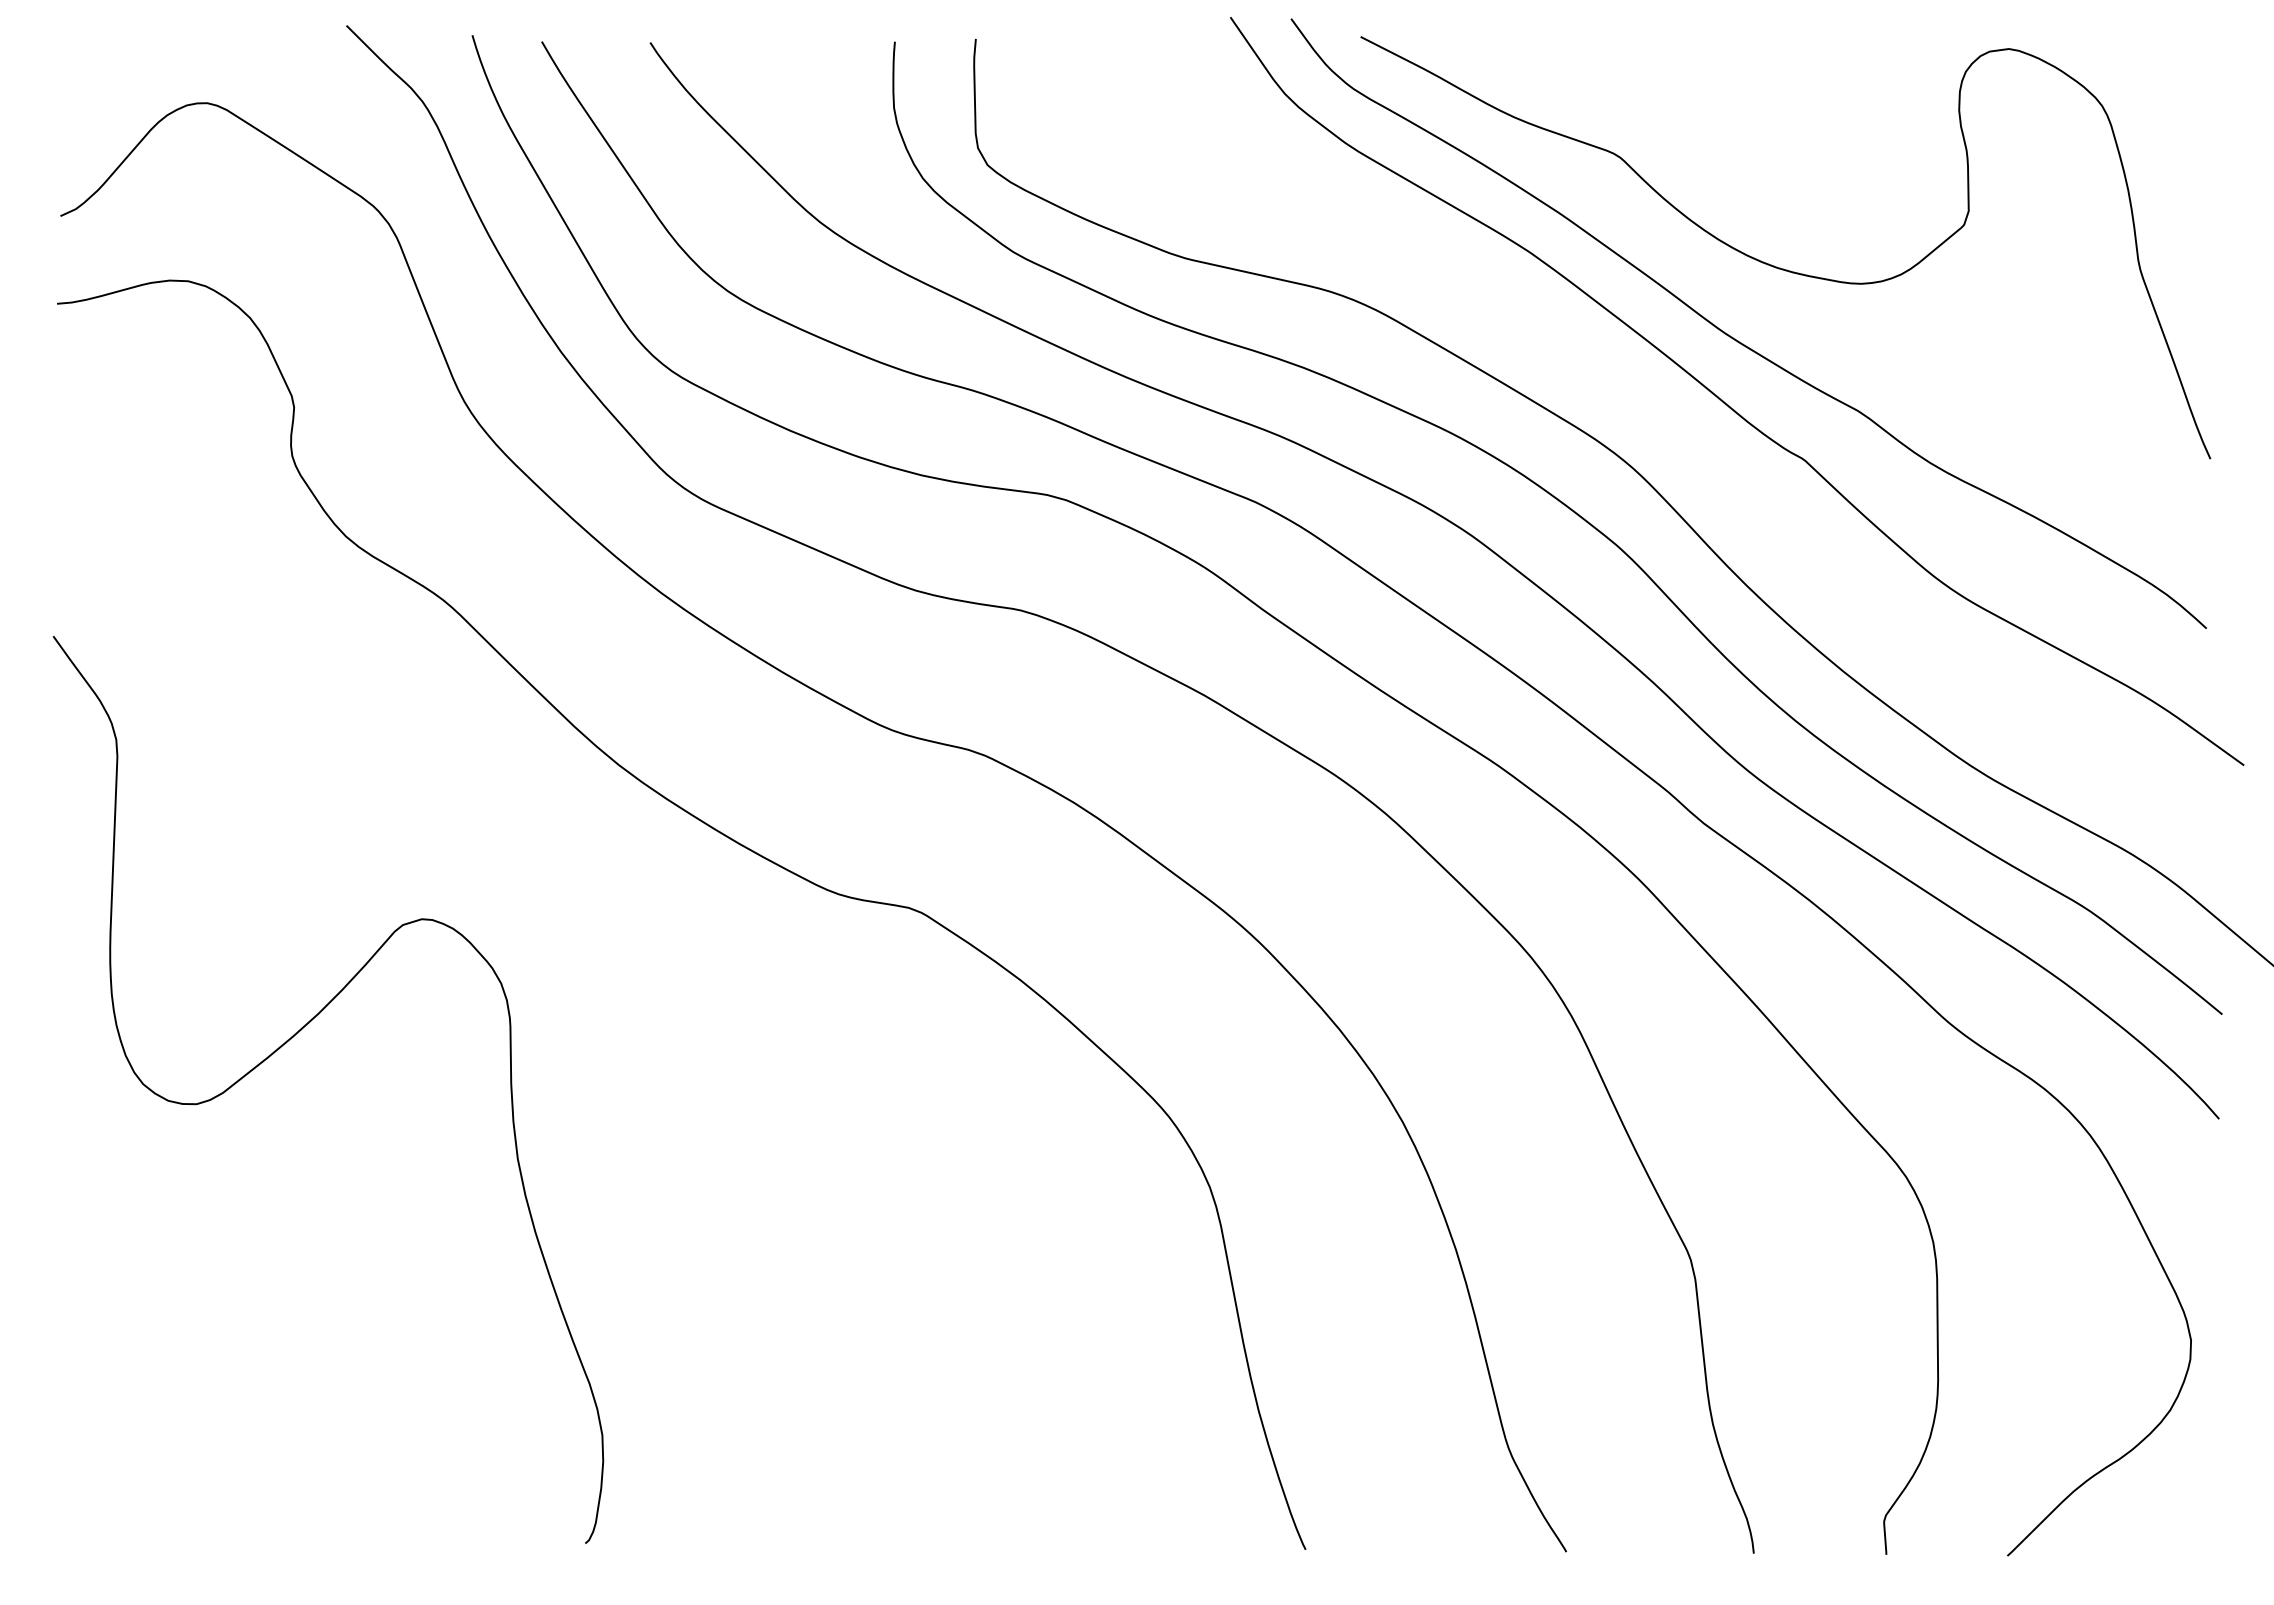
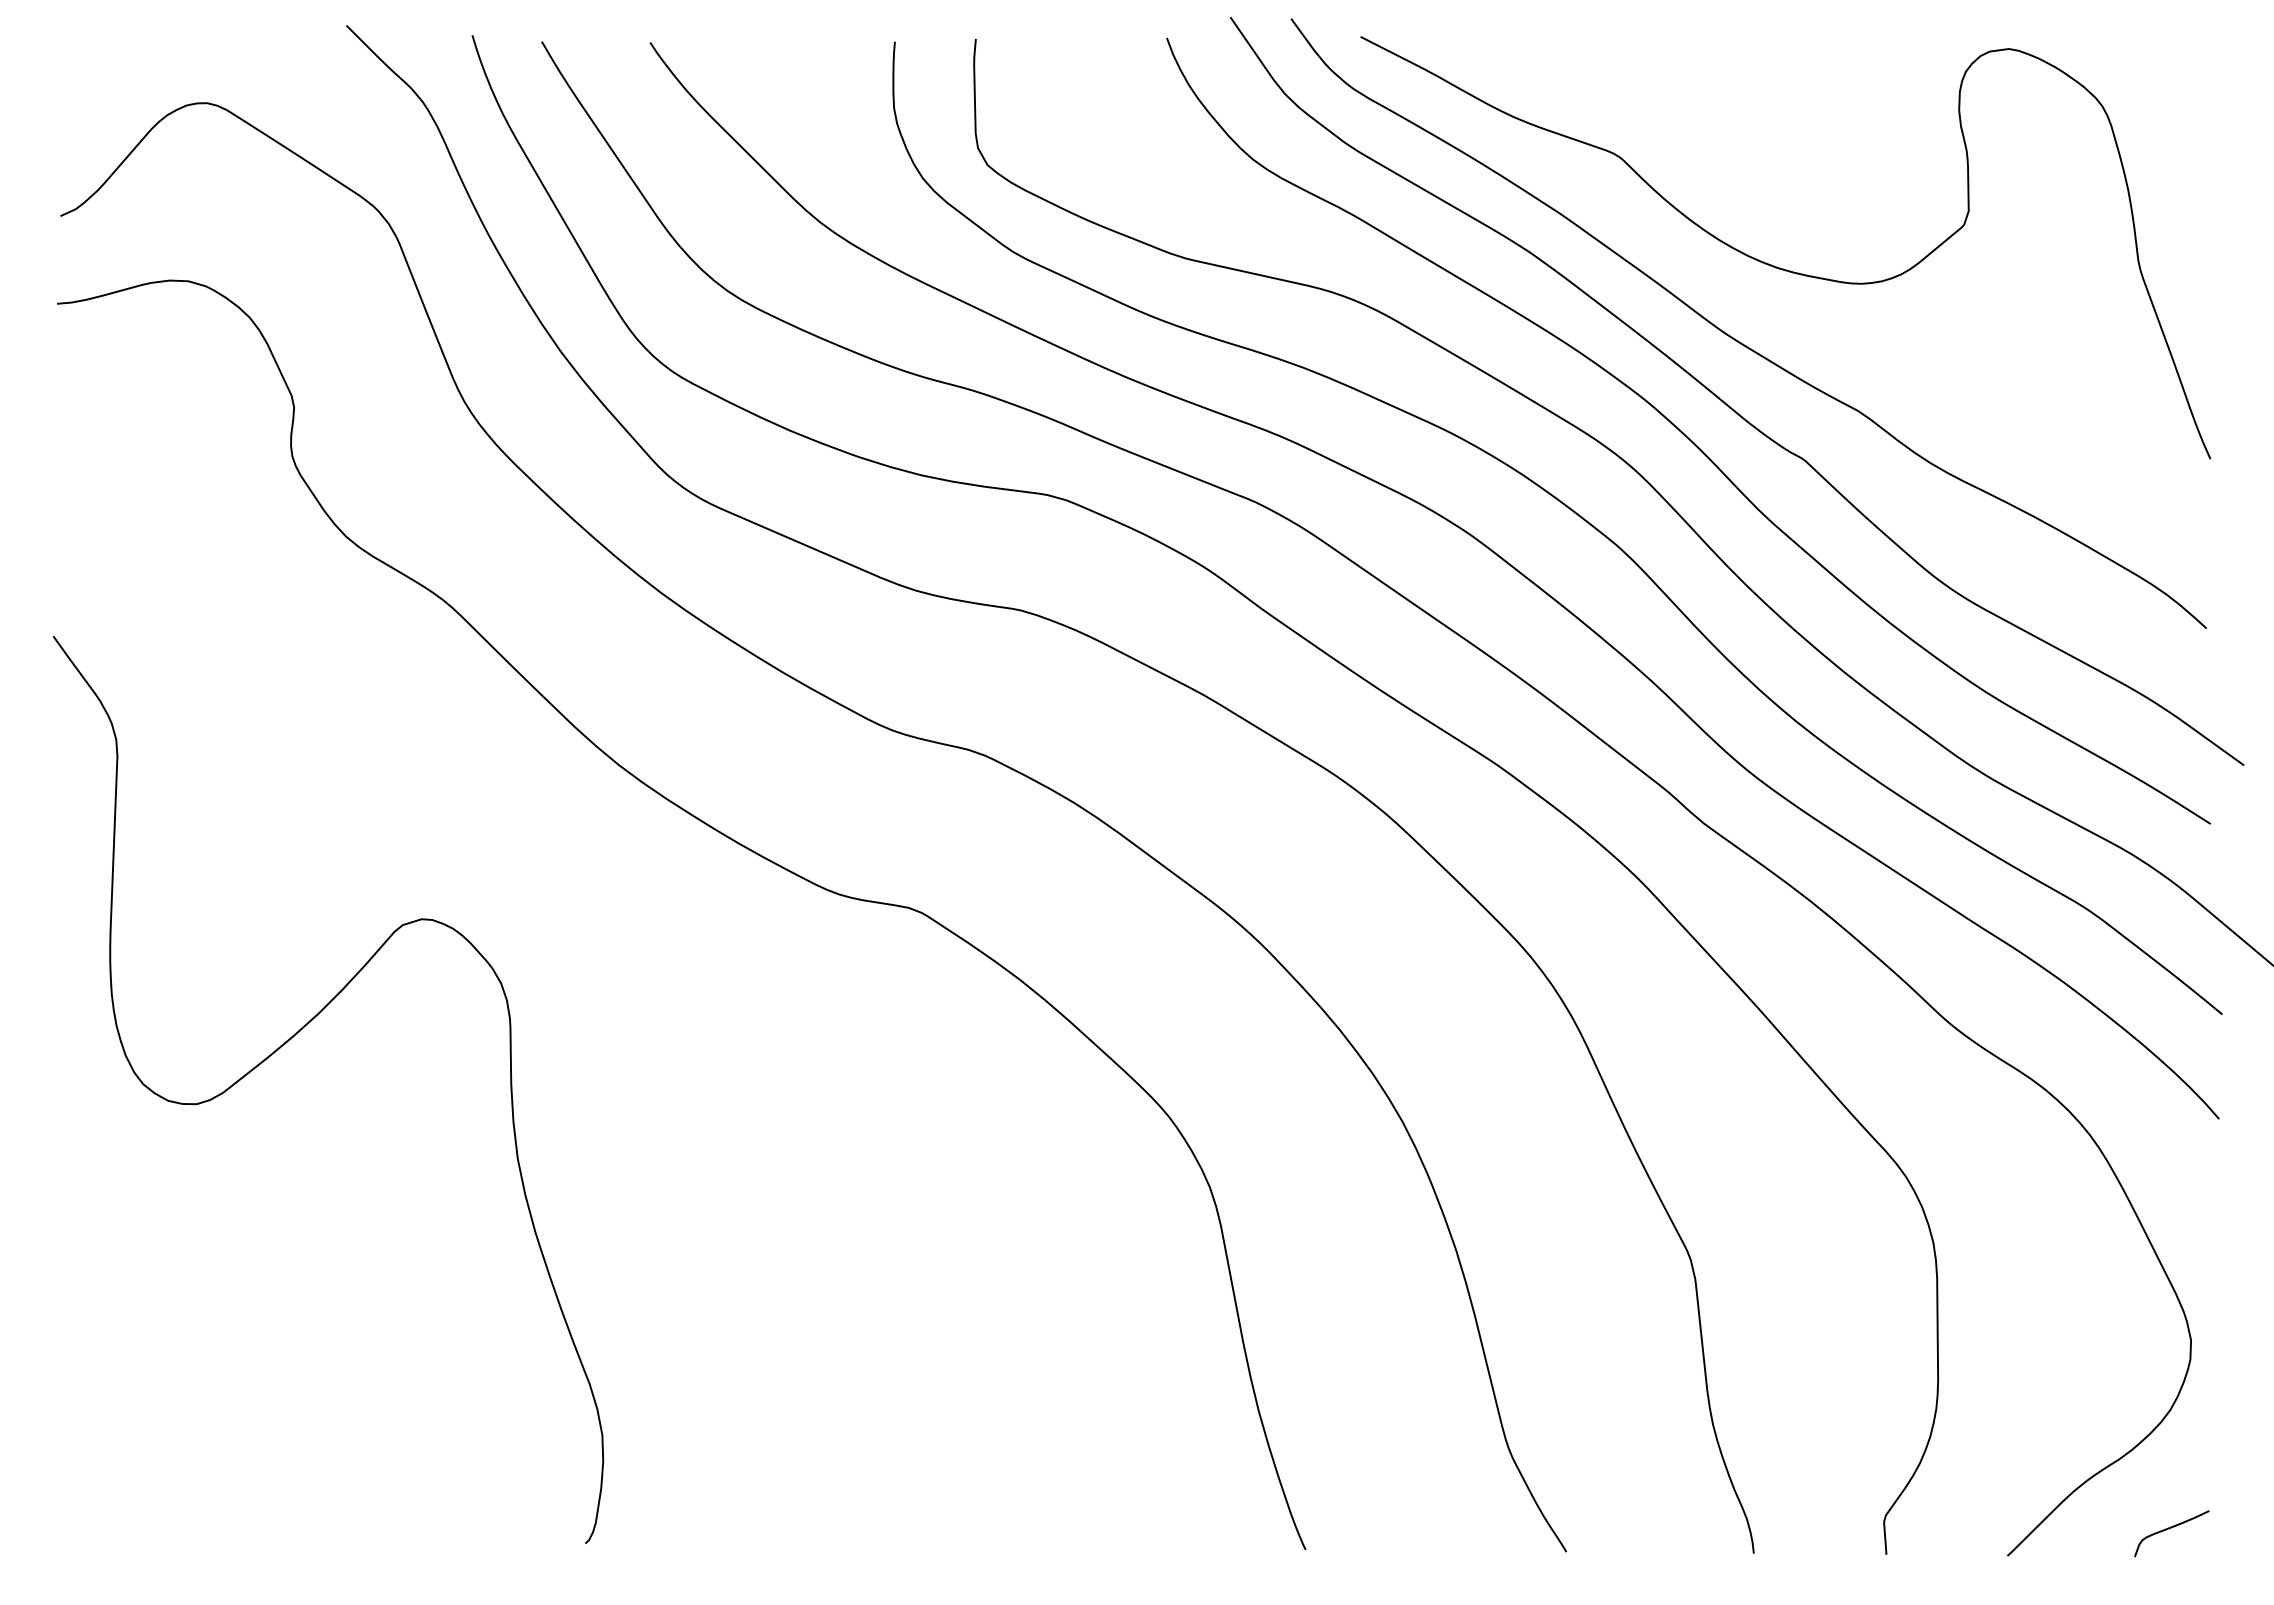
curve: none -> present (1684, 433)
curve: none -> present (2169, 1529)
